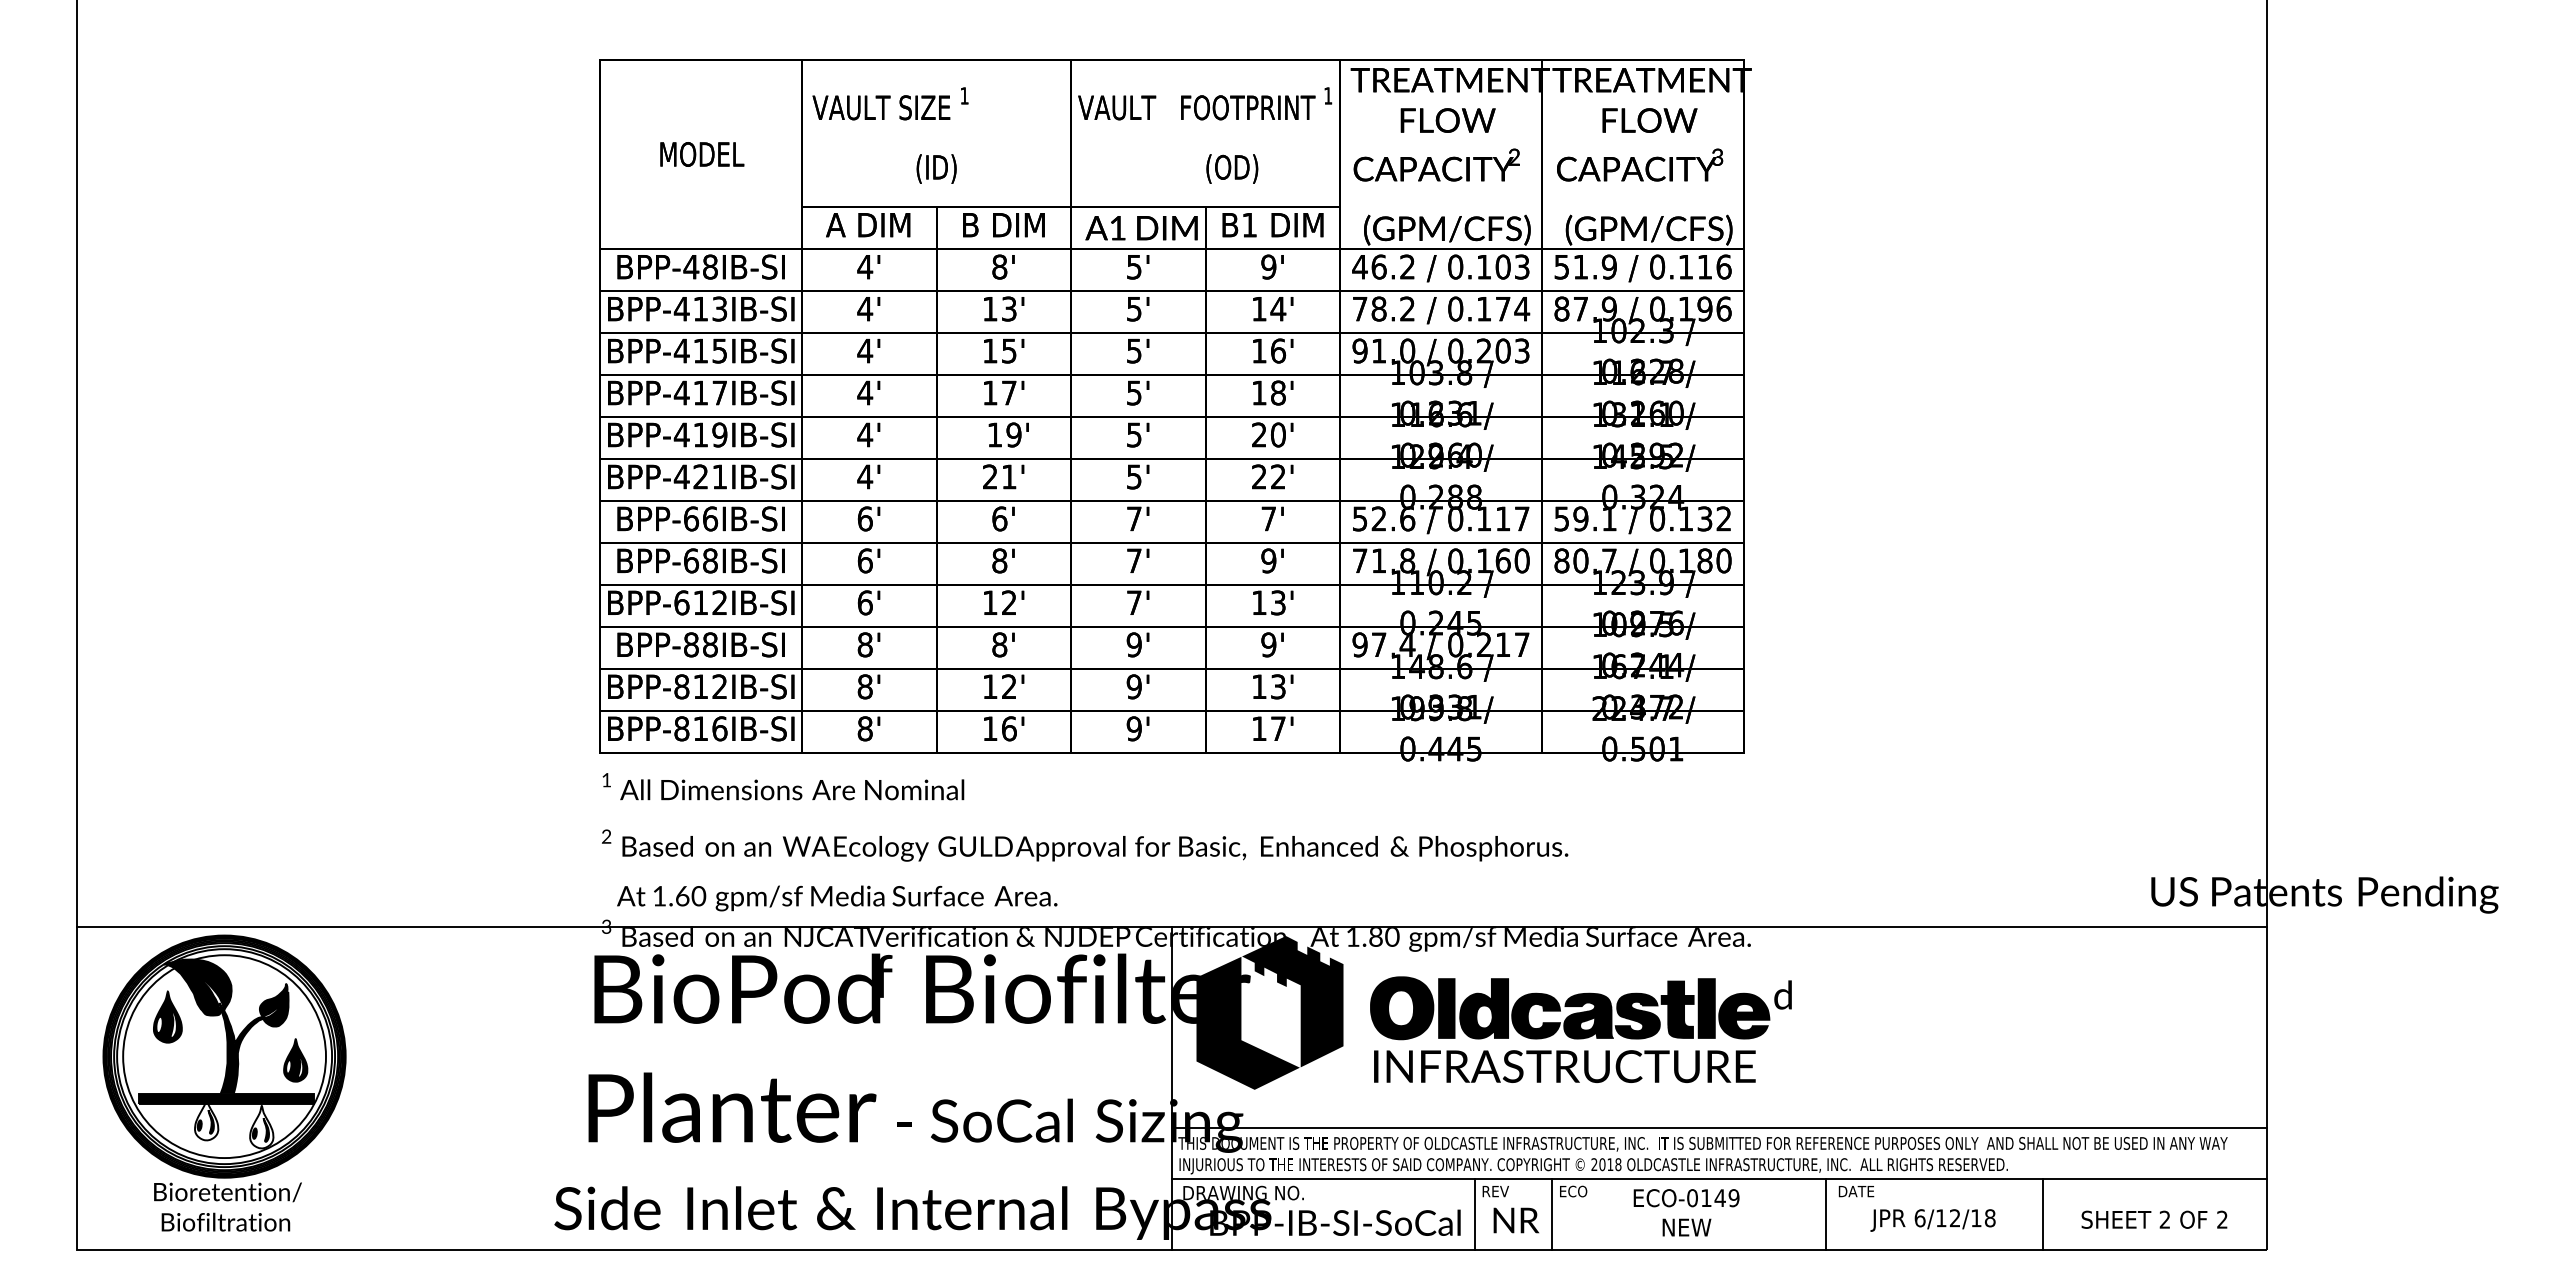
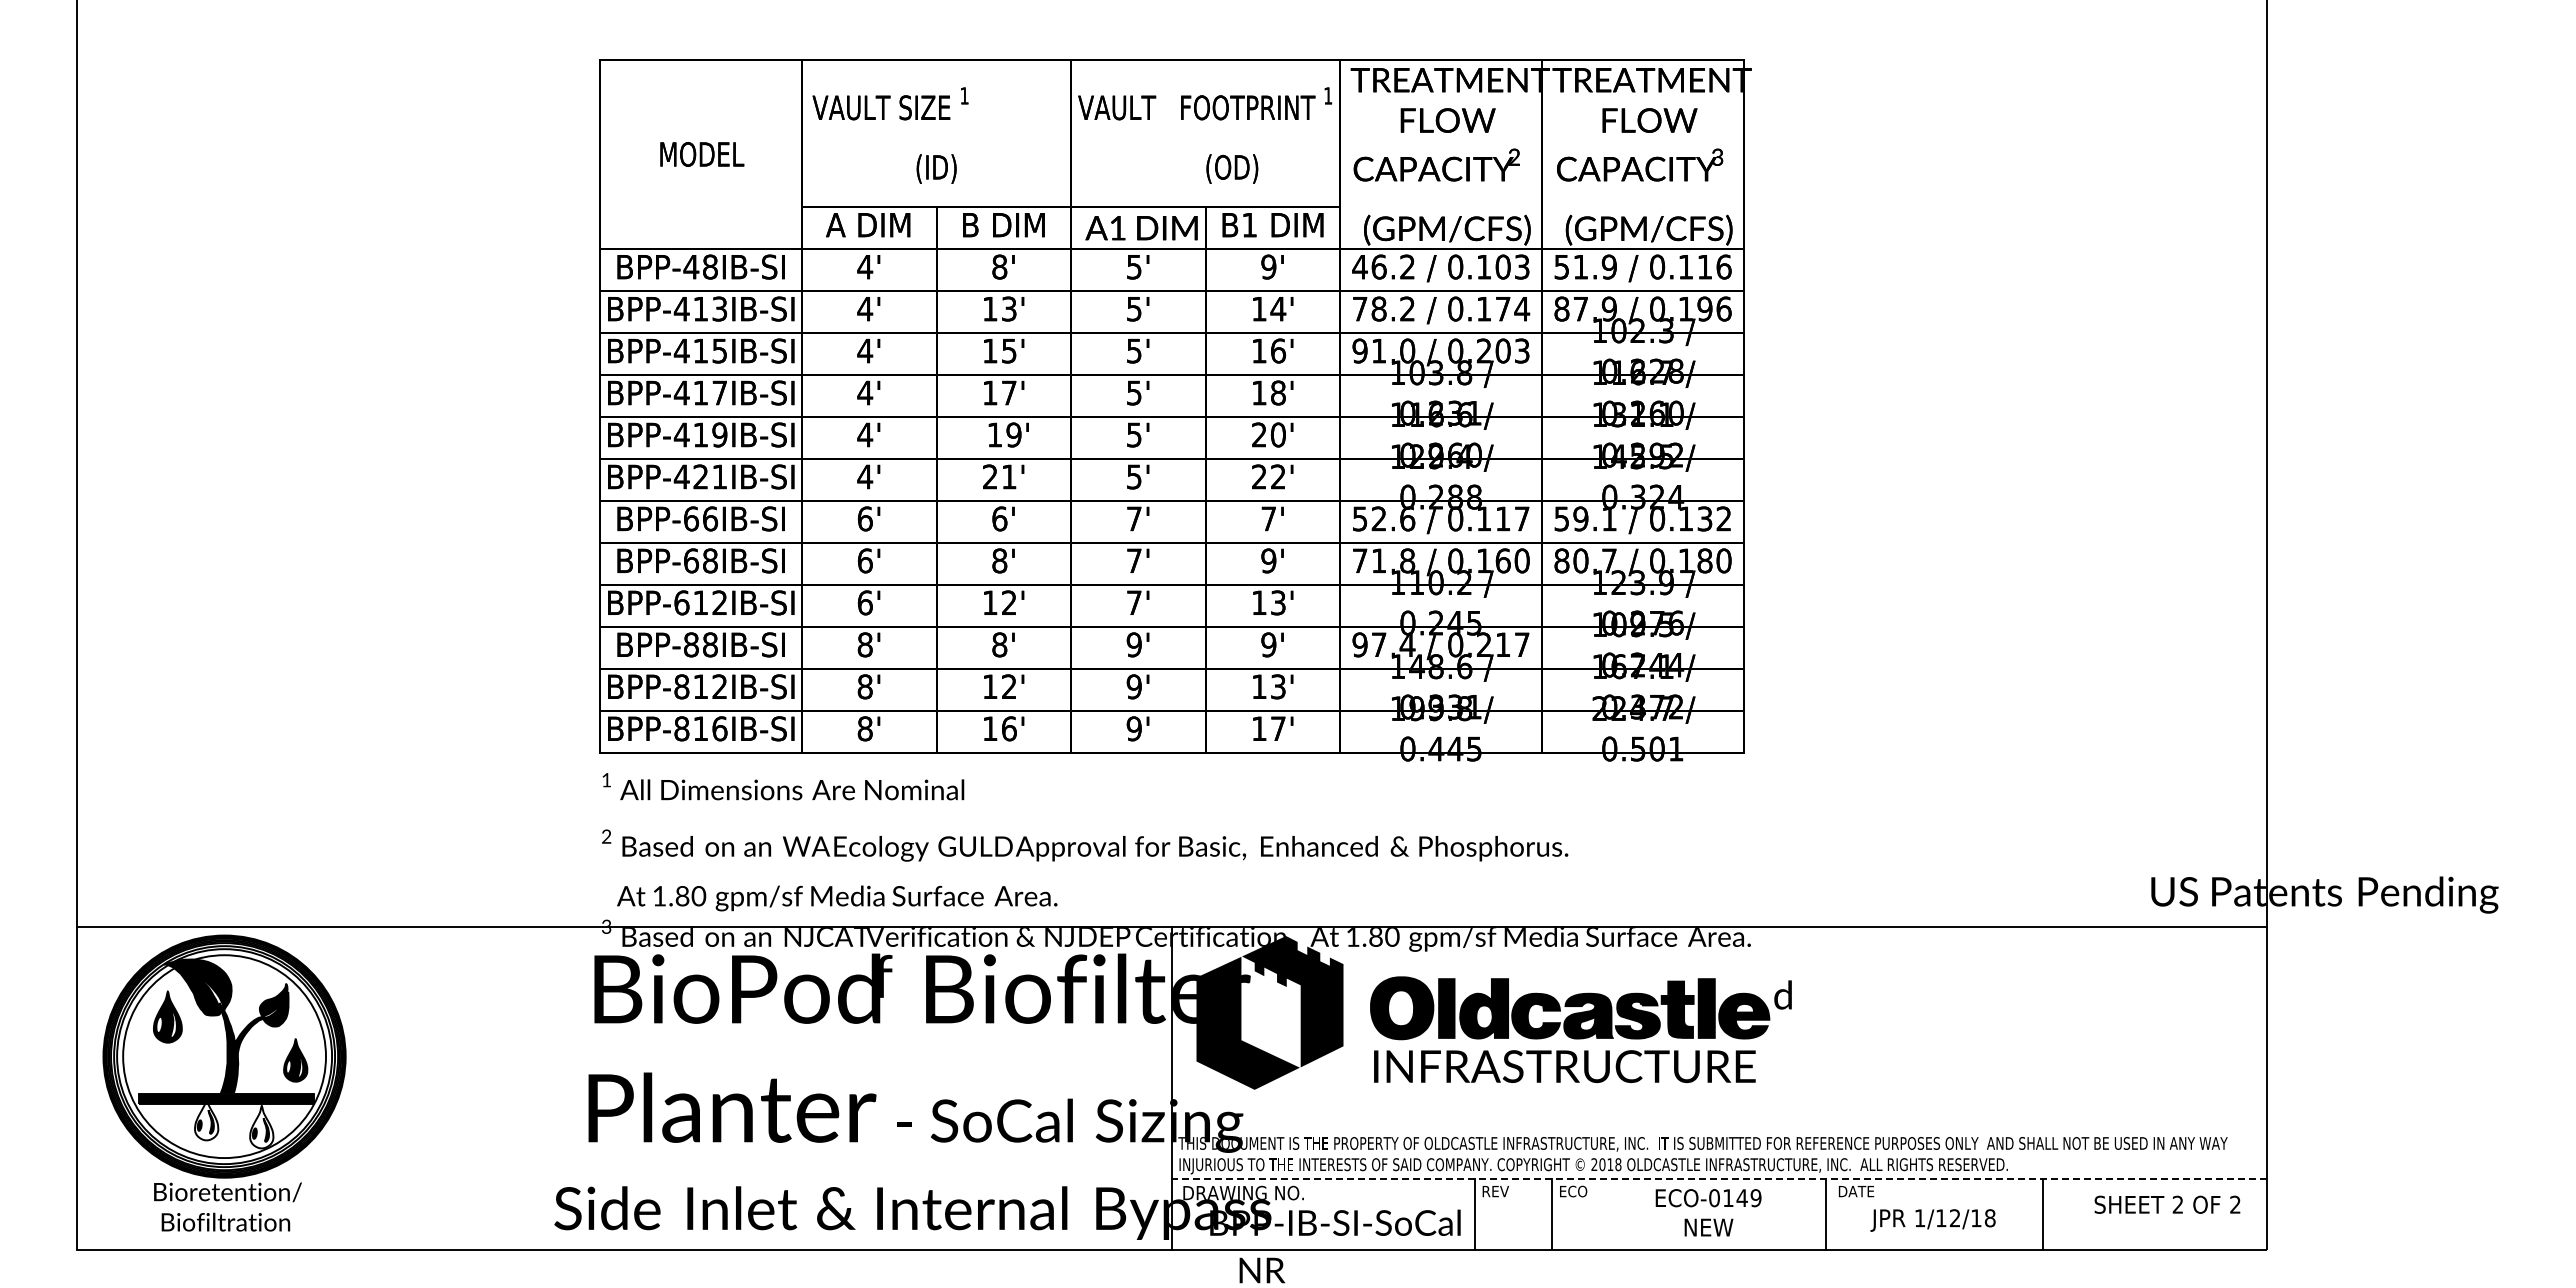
text: 1.60 -> 1.80 (682, 895)
line: present -> none (1719, 1127)
line: solid -> dashed (1719, 1178)
text position: (1686, 1212) -> (1708, 1212) (1708, 1212)
text: 6/12/18 -> 1/12/18 (1919, 1218)
text position: (2154, 1219) -> (2167, 1204) (2167, 1204)
text position: (1515, 1220) -> (1261, 1270) (1261, 1270)
